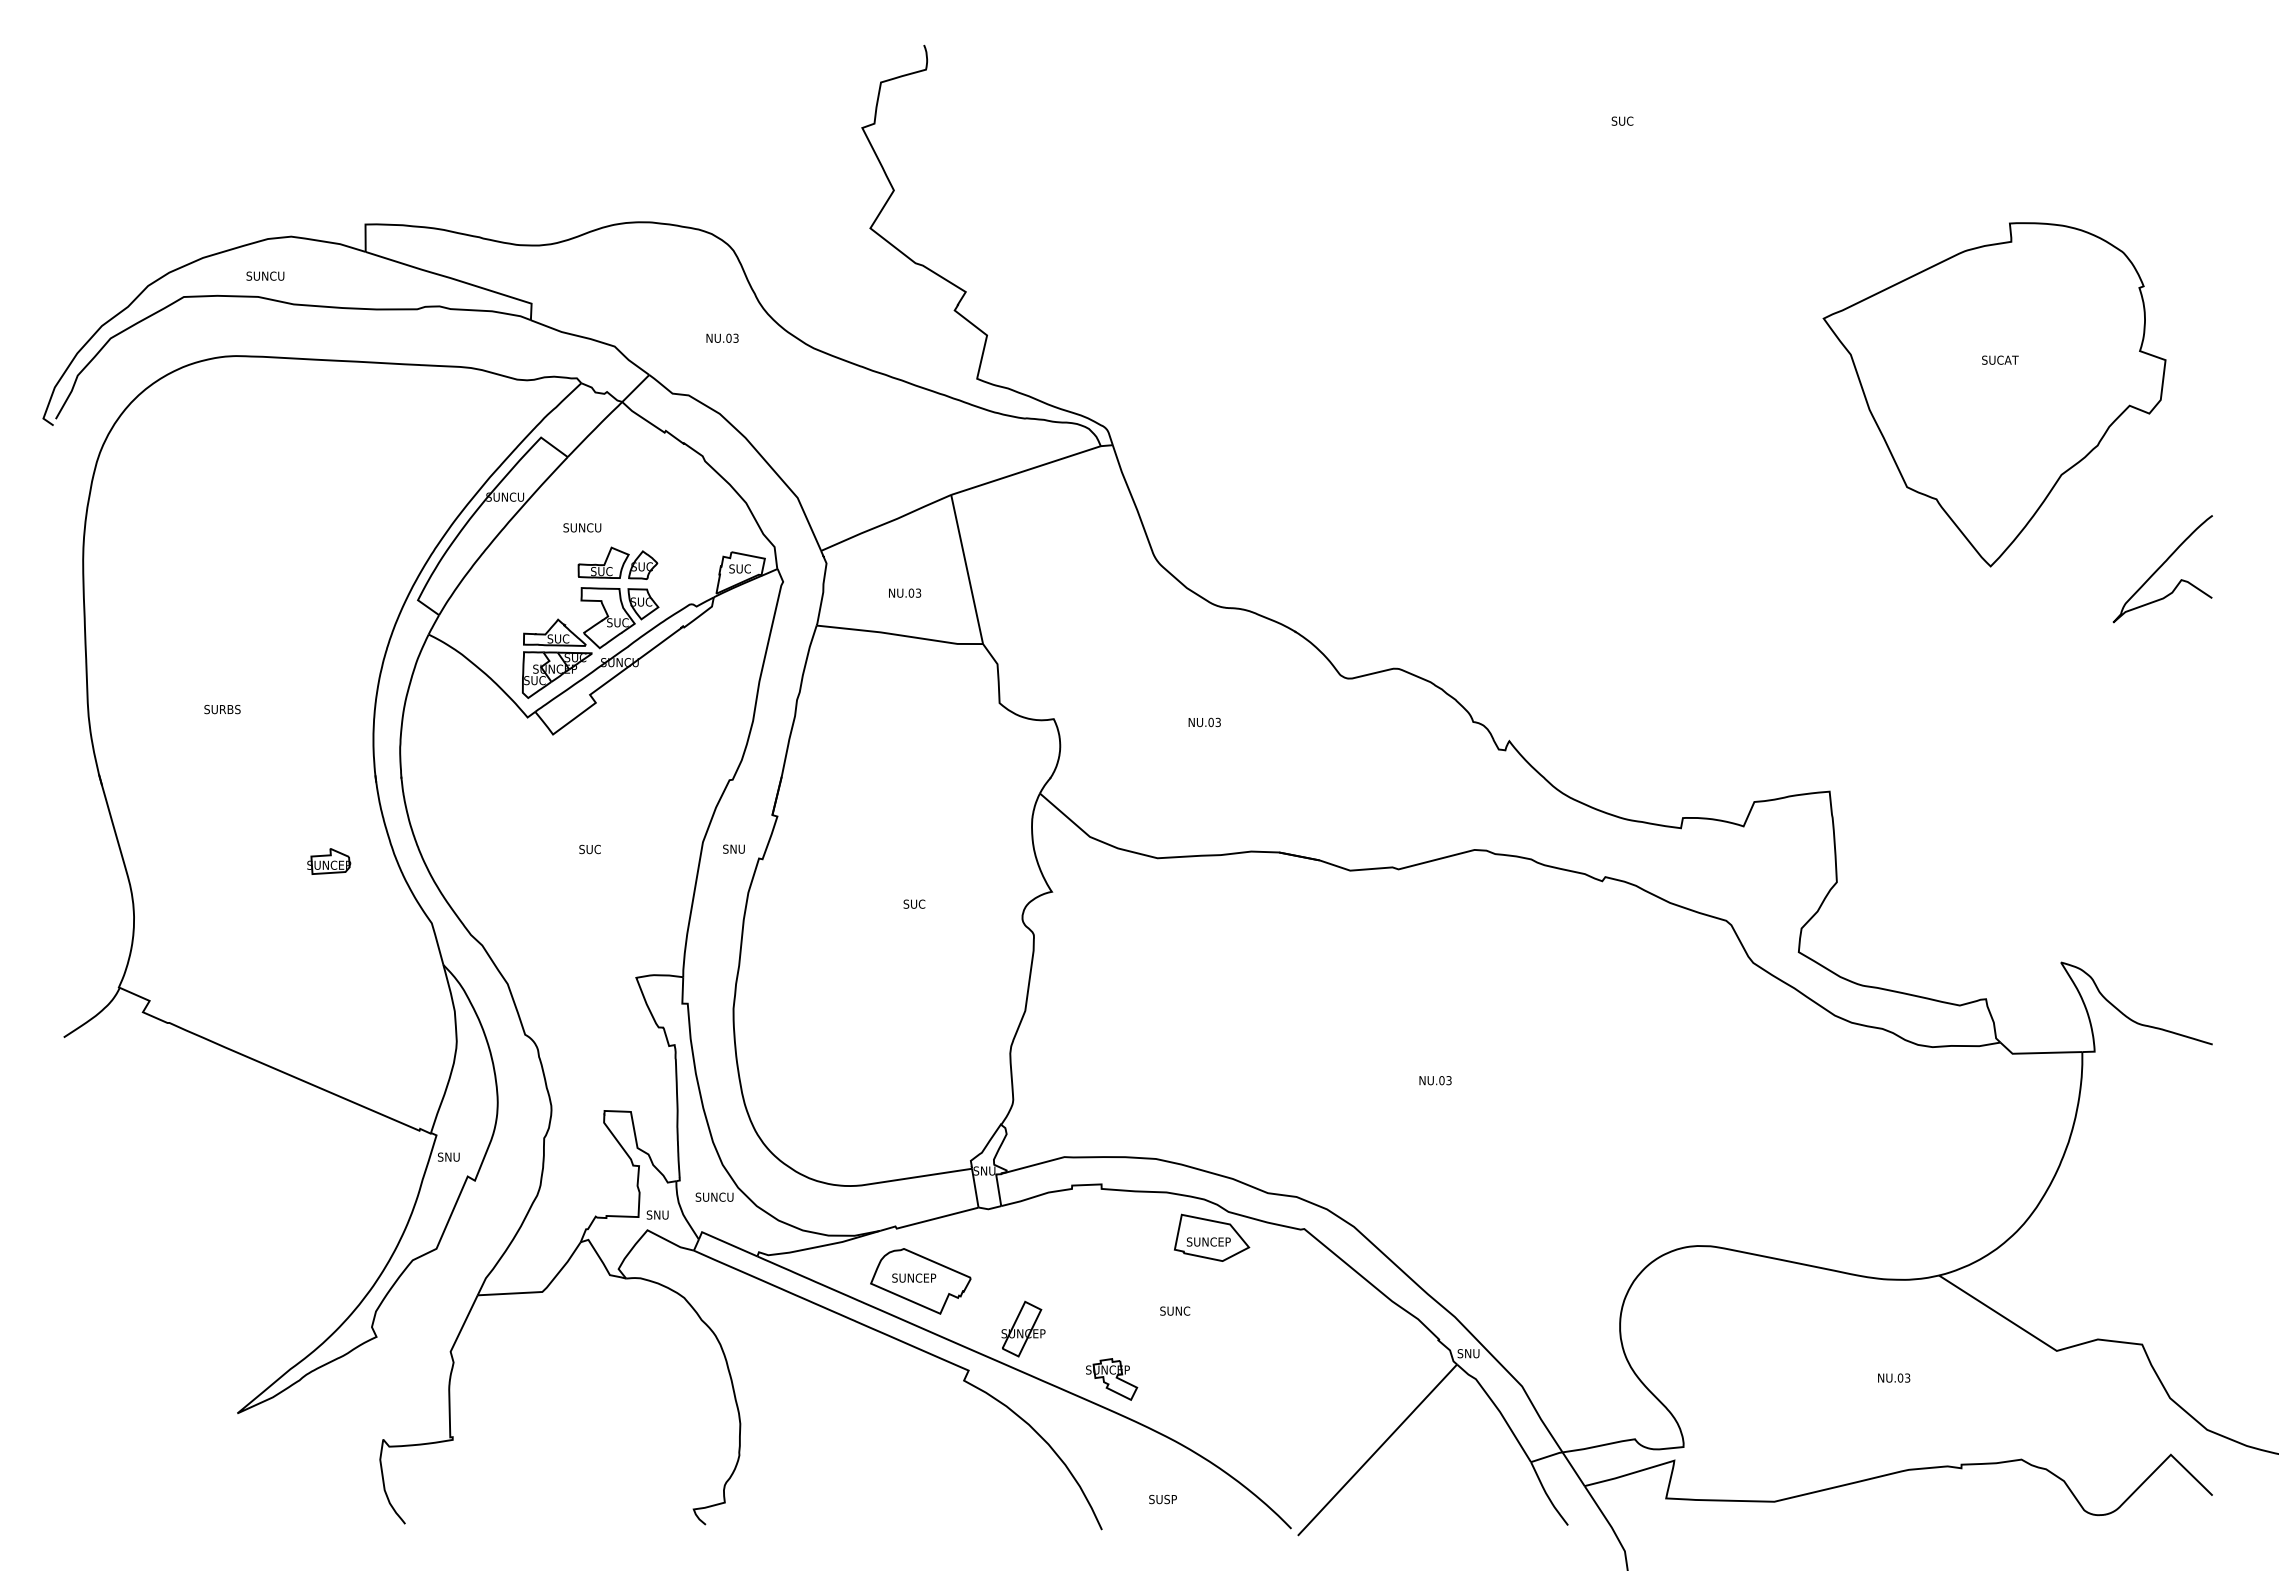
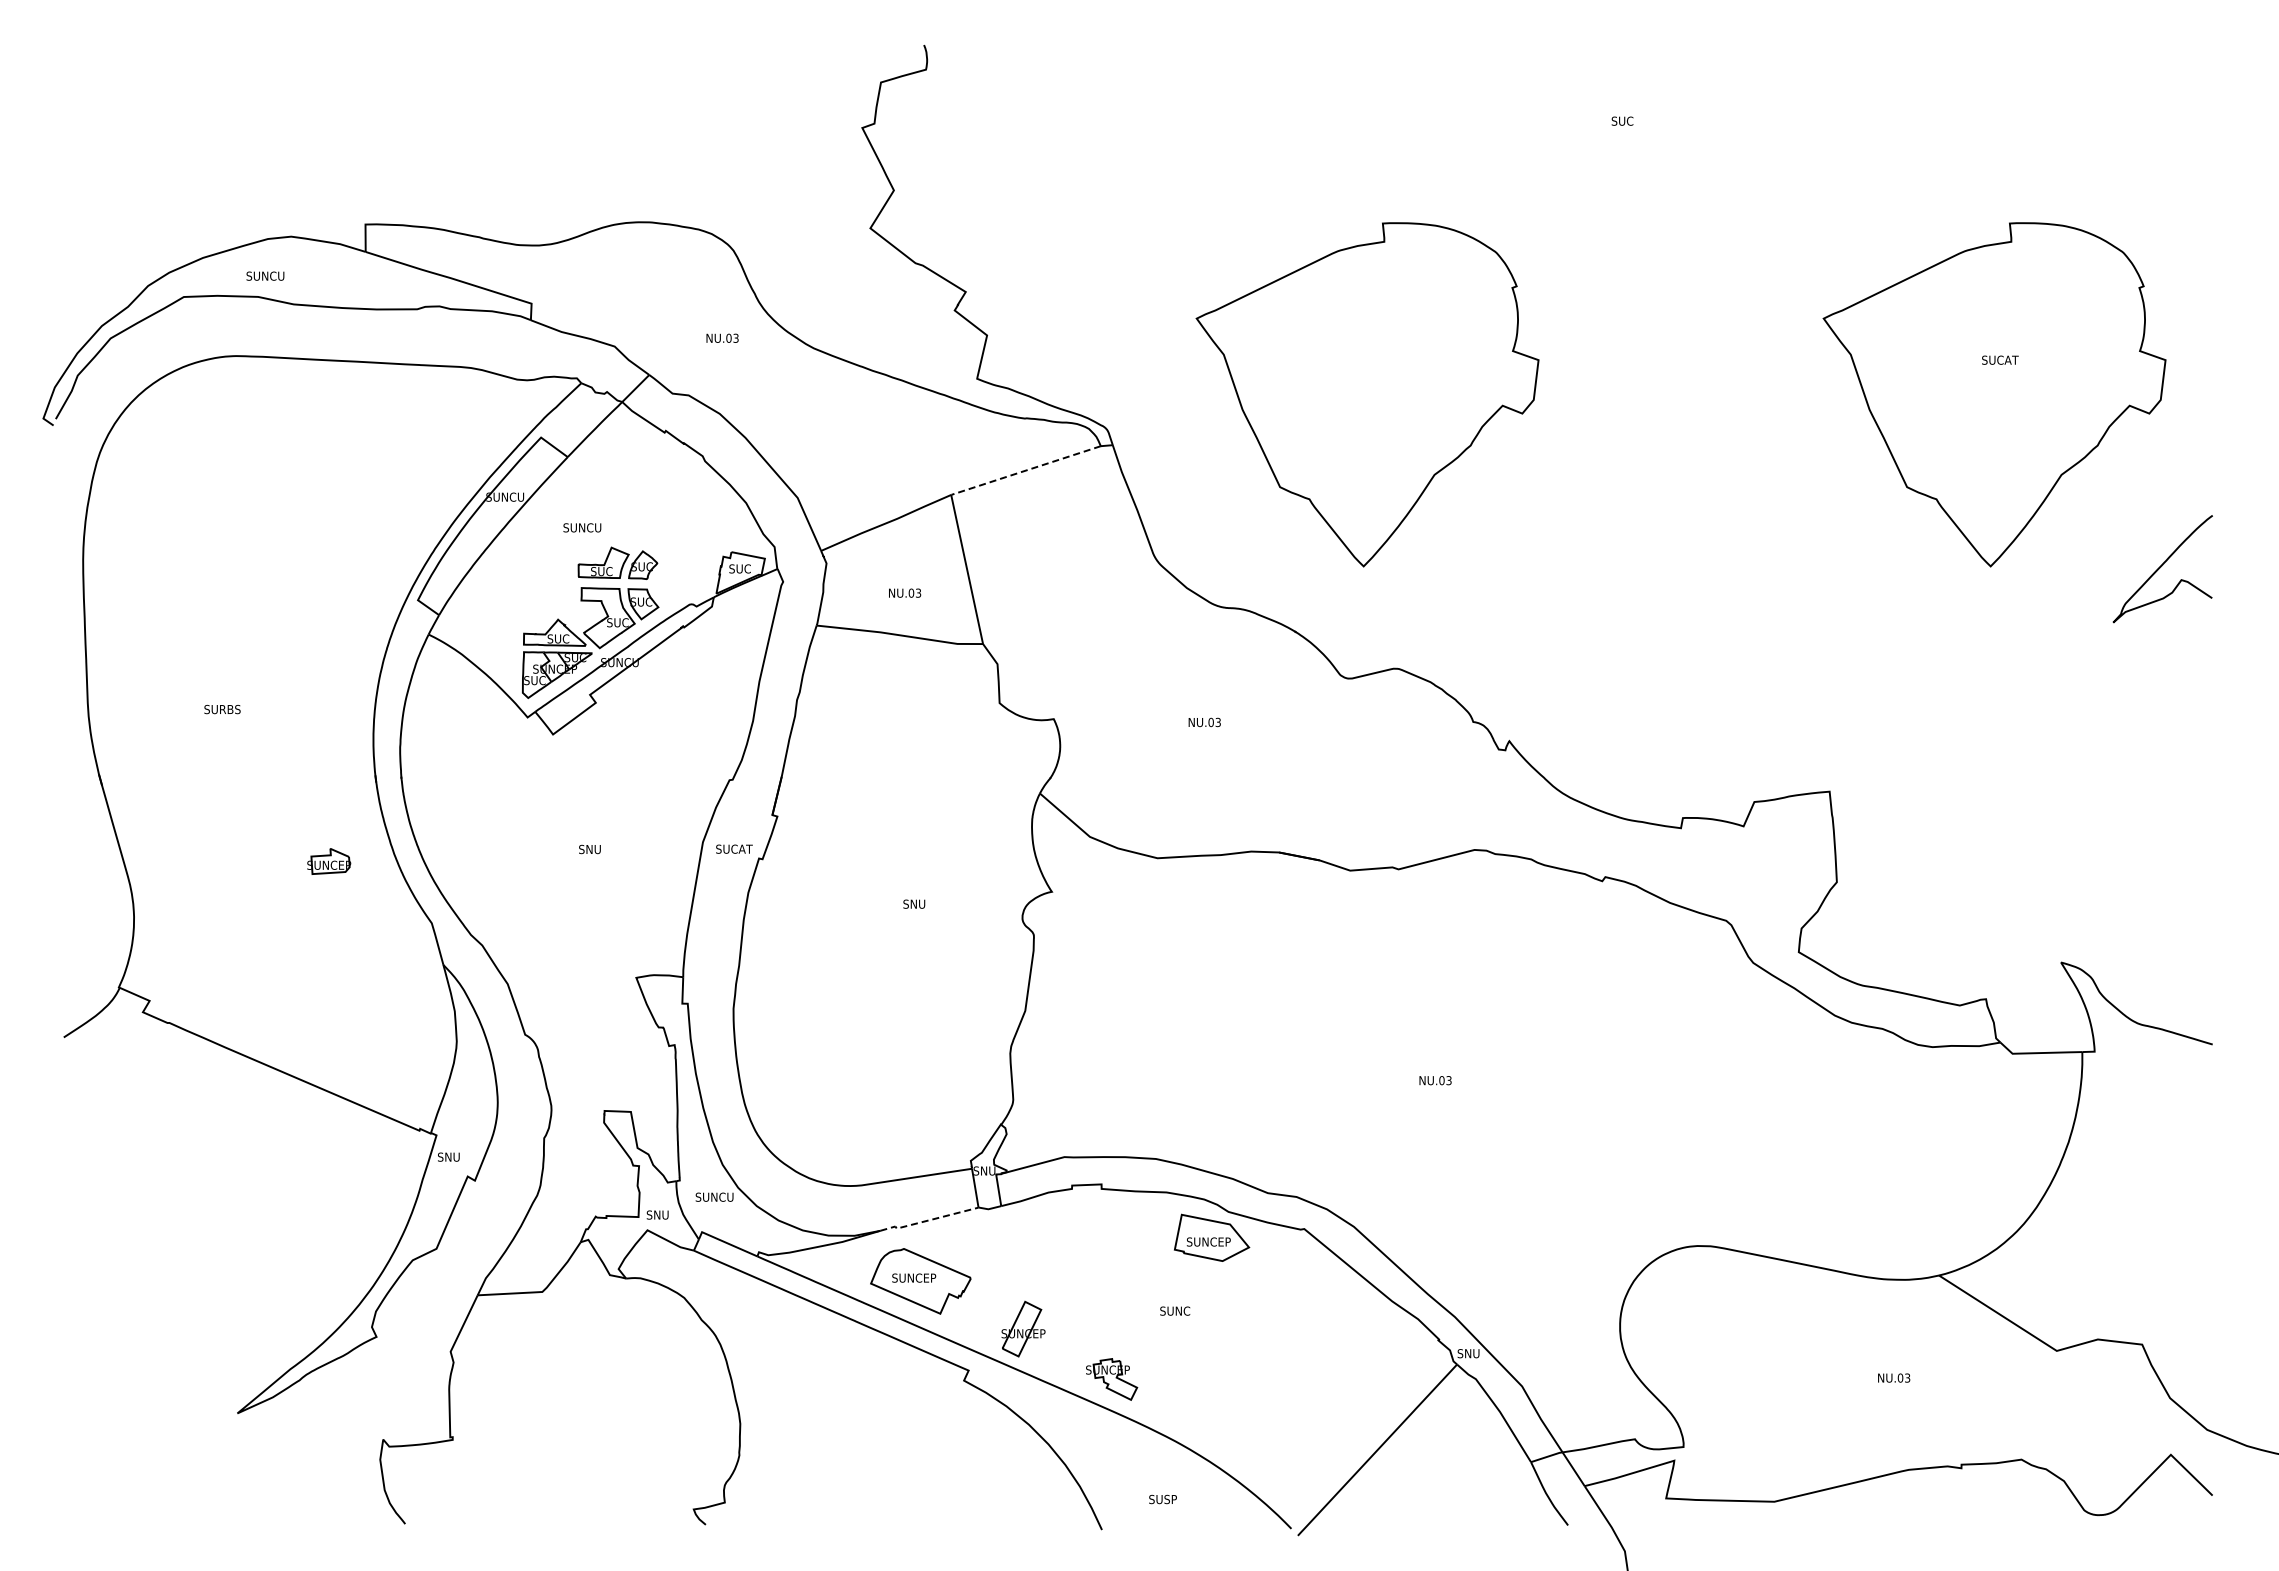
part: none -> present (1367, 394)
line: solid -> dashed (1025, 470)
text: SNU -> SUCAT (734, 848)
text: SUC -> SNU (589, 849)
text: SUC -> SNU (914, 903)
line: solid -> dashed (927, 1220)
